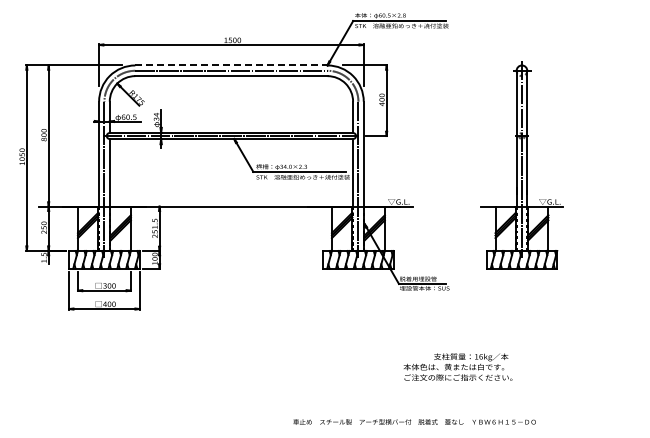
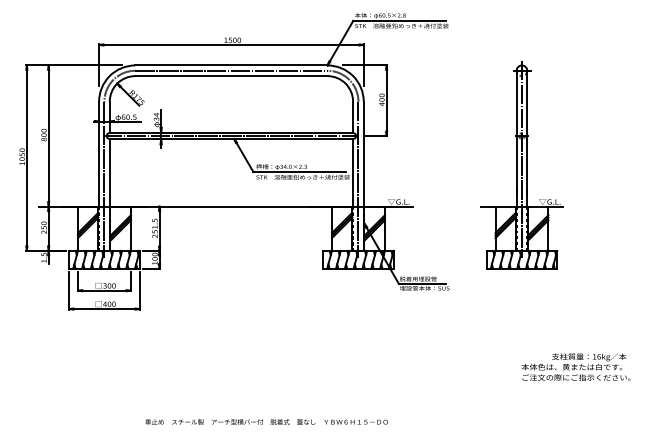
line: dashed -> solid (231, 65)
text position: (457, 366) -> (575, 366) (575, 366)
text position: (414, 421) -> (266, 421) (266, 421)
